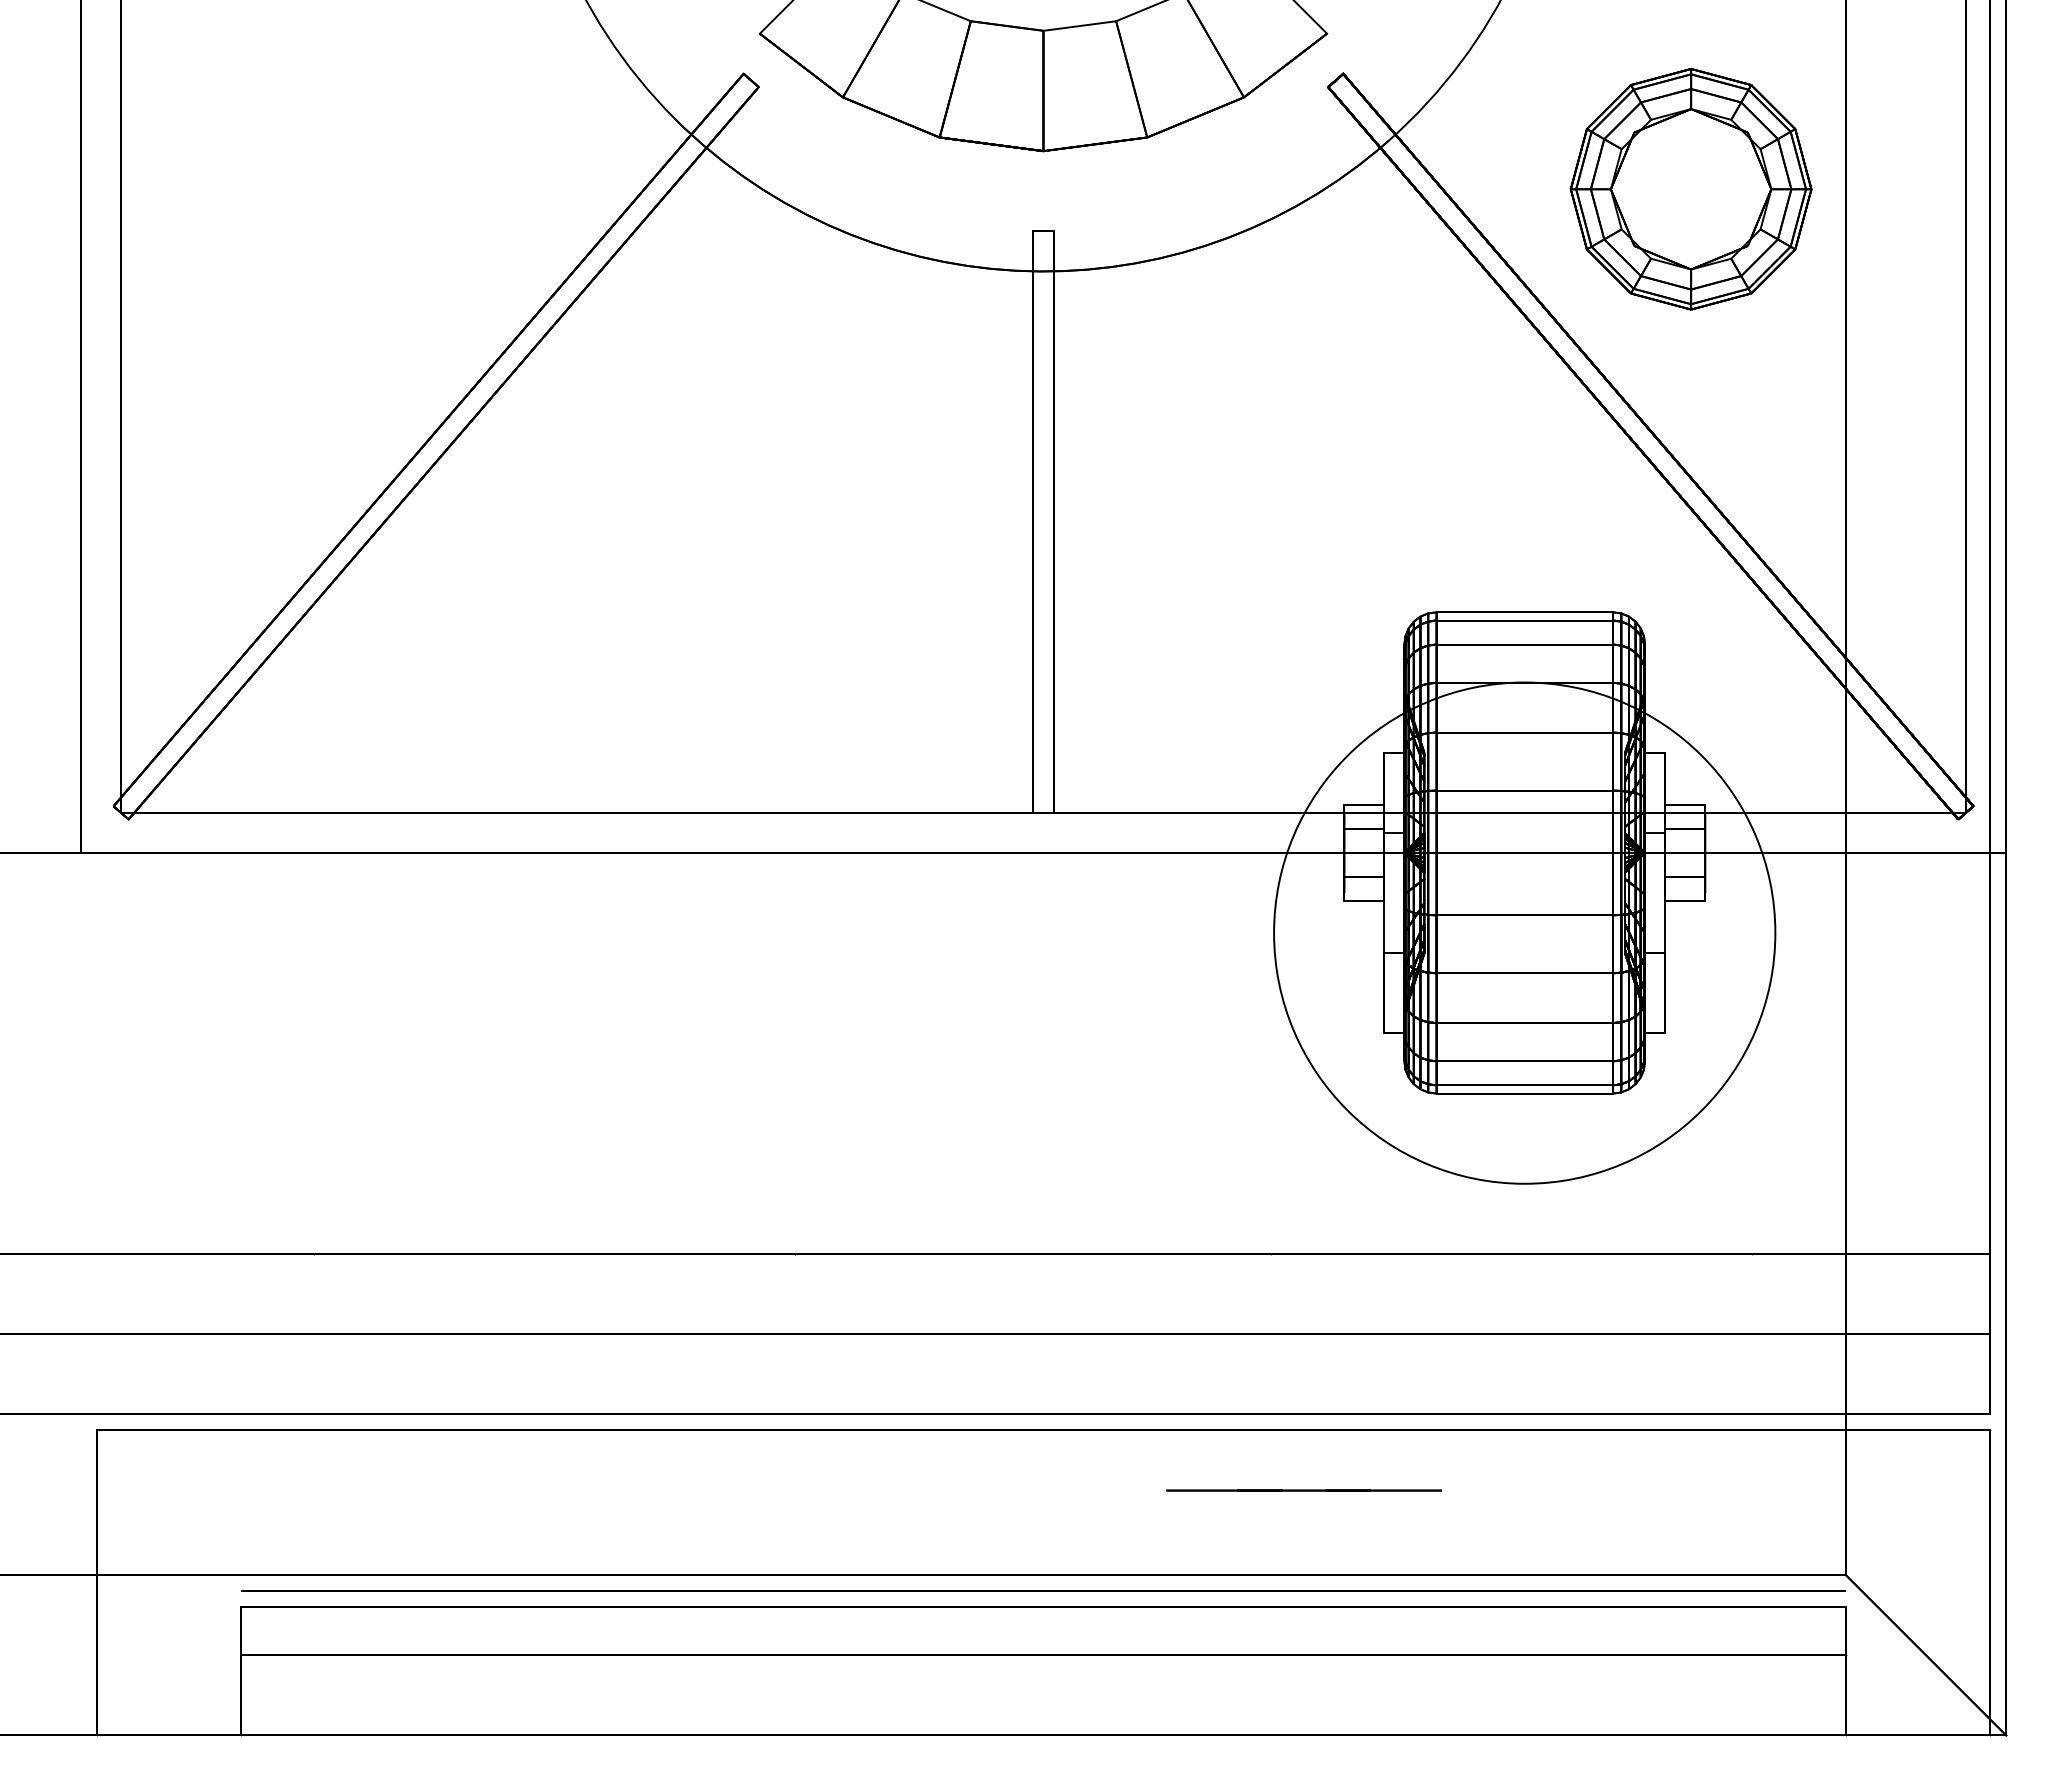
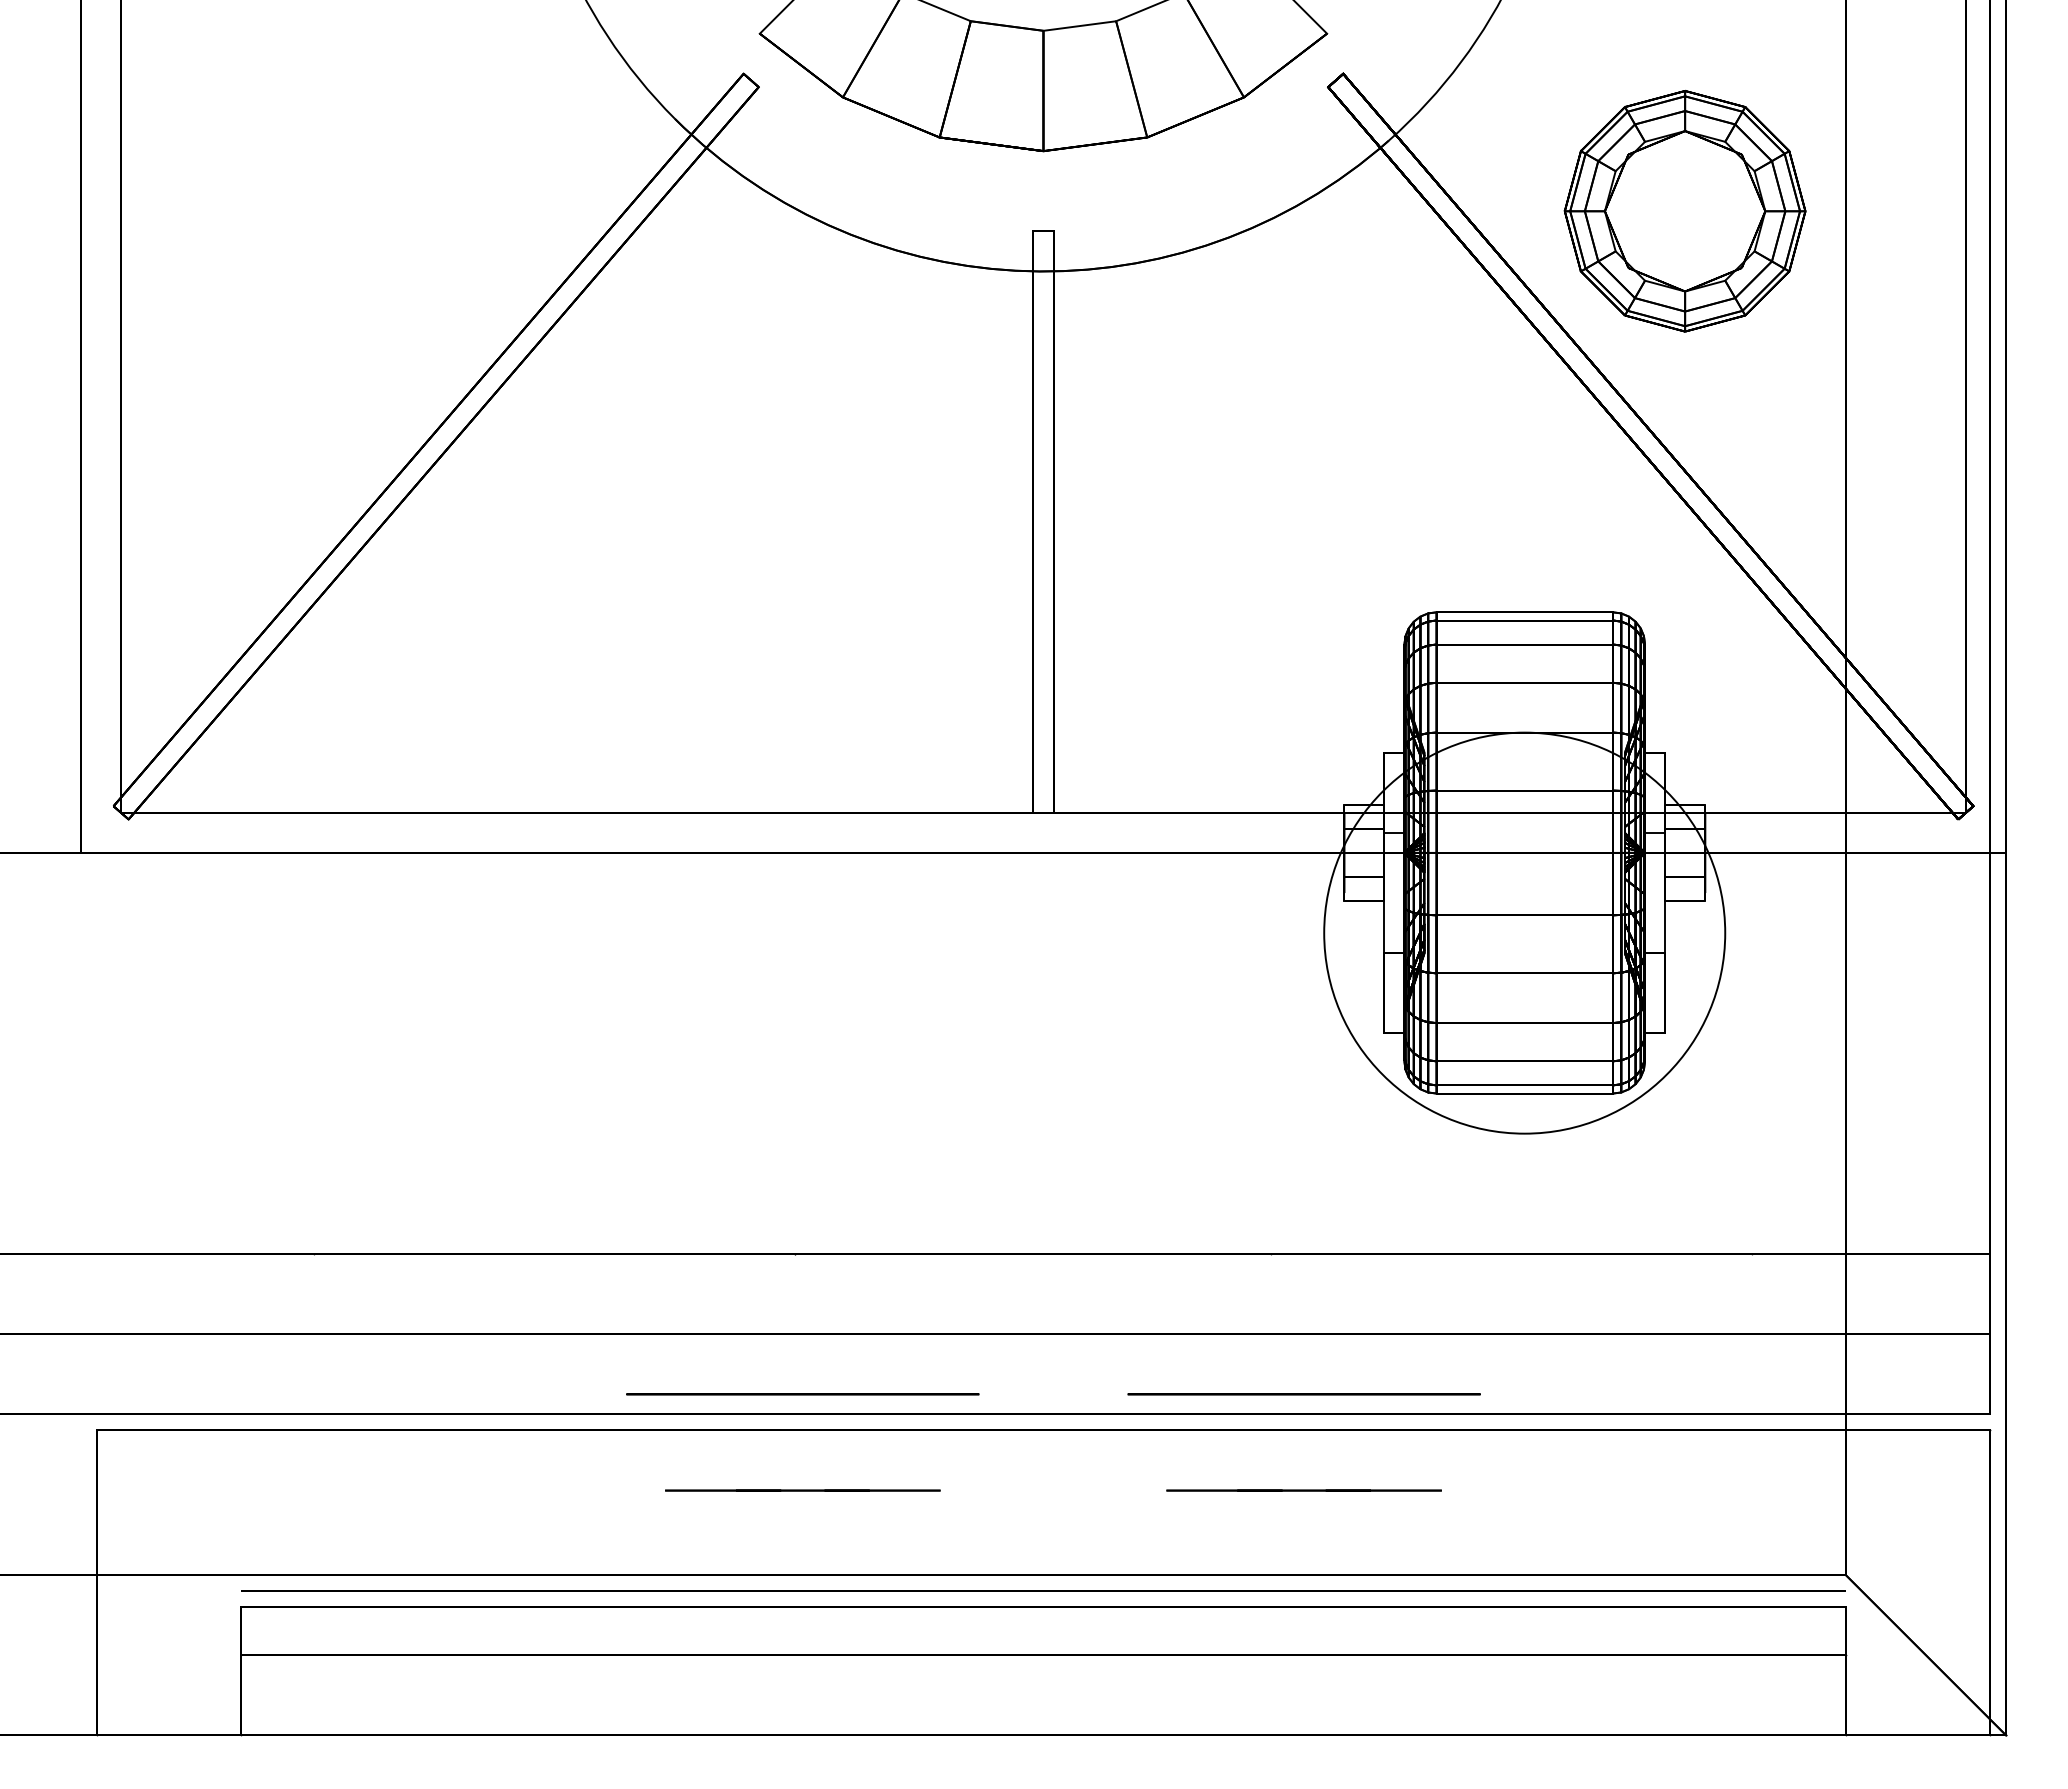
part position: (1690, 189) -> (1684, 211) (1684, 211)
circle diameter: 501 px -> 401 px (1524, 932)
circle: none -> present (802, 1394)
circle: none -> present (1303, 1394)
line: none -> present (802, 1490)
